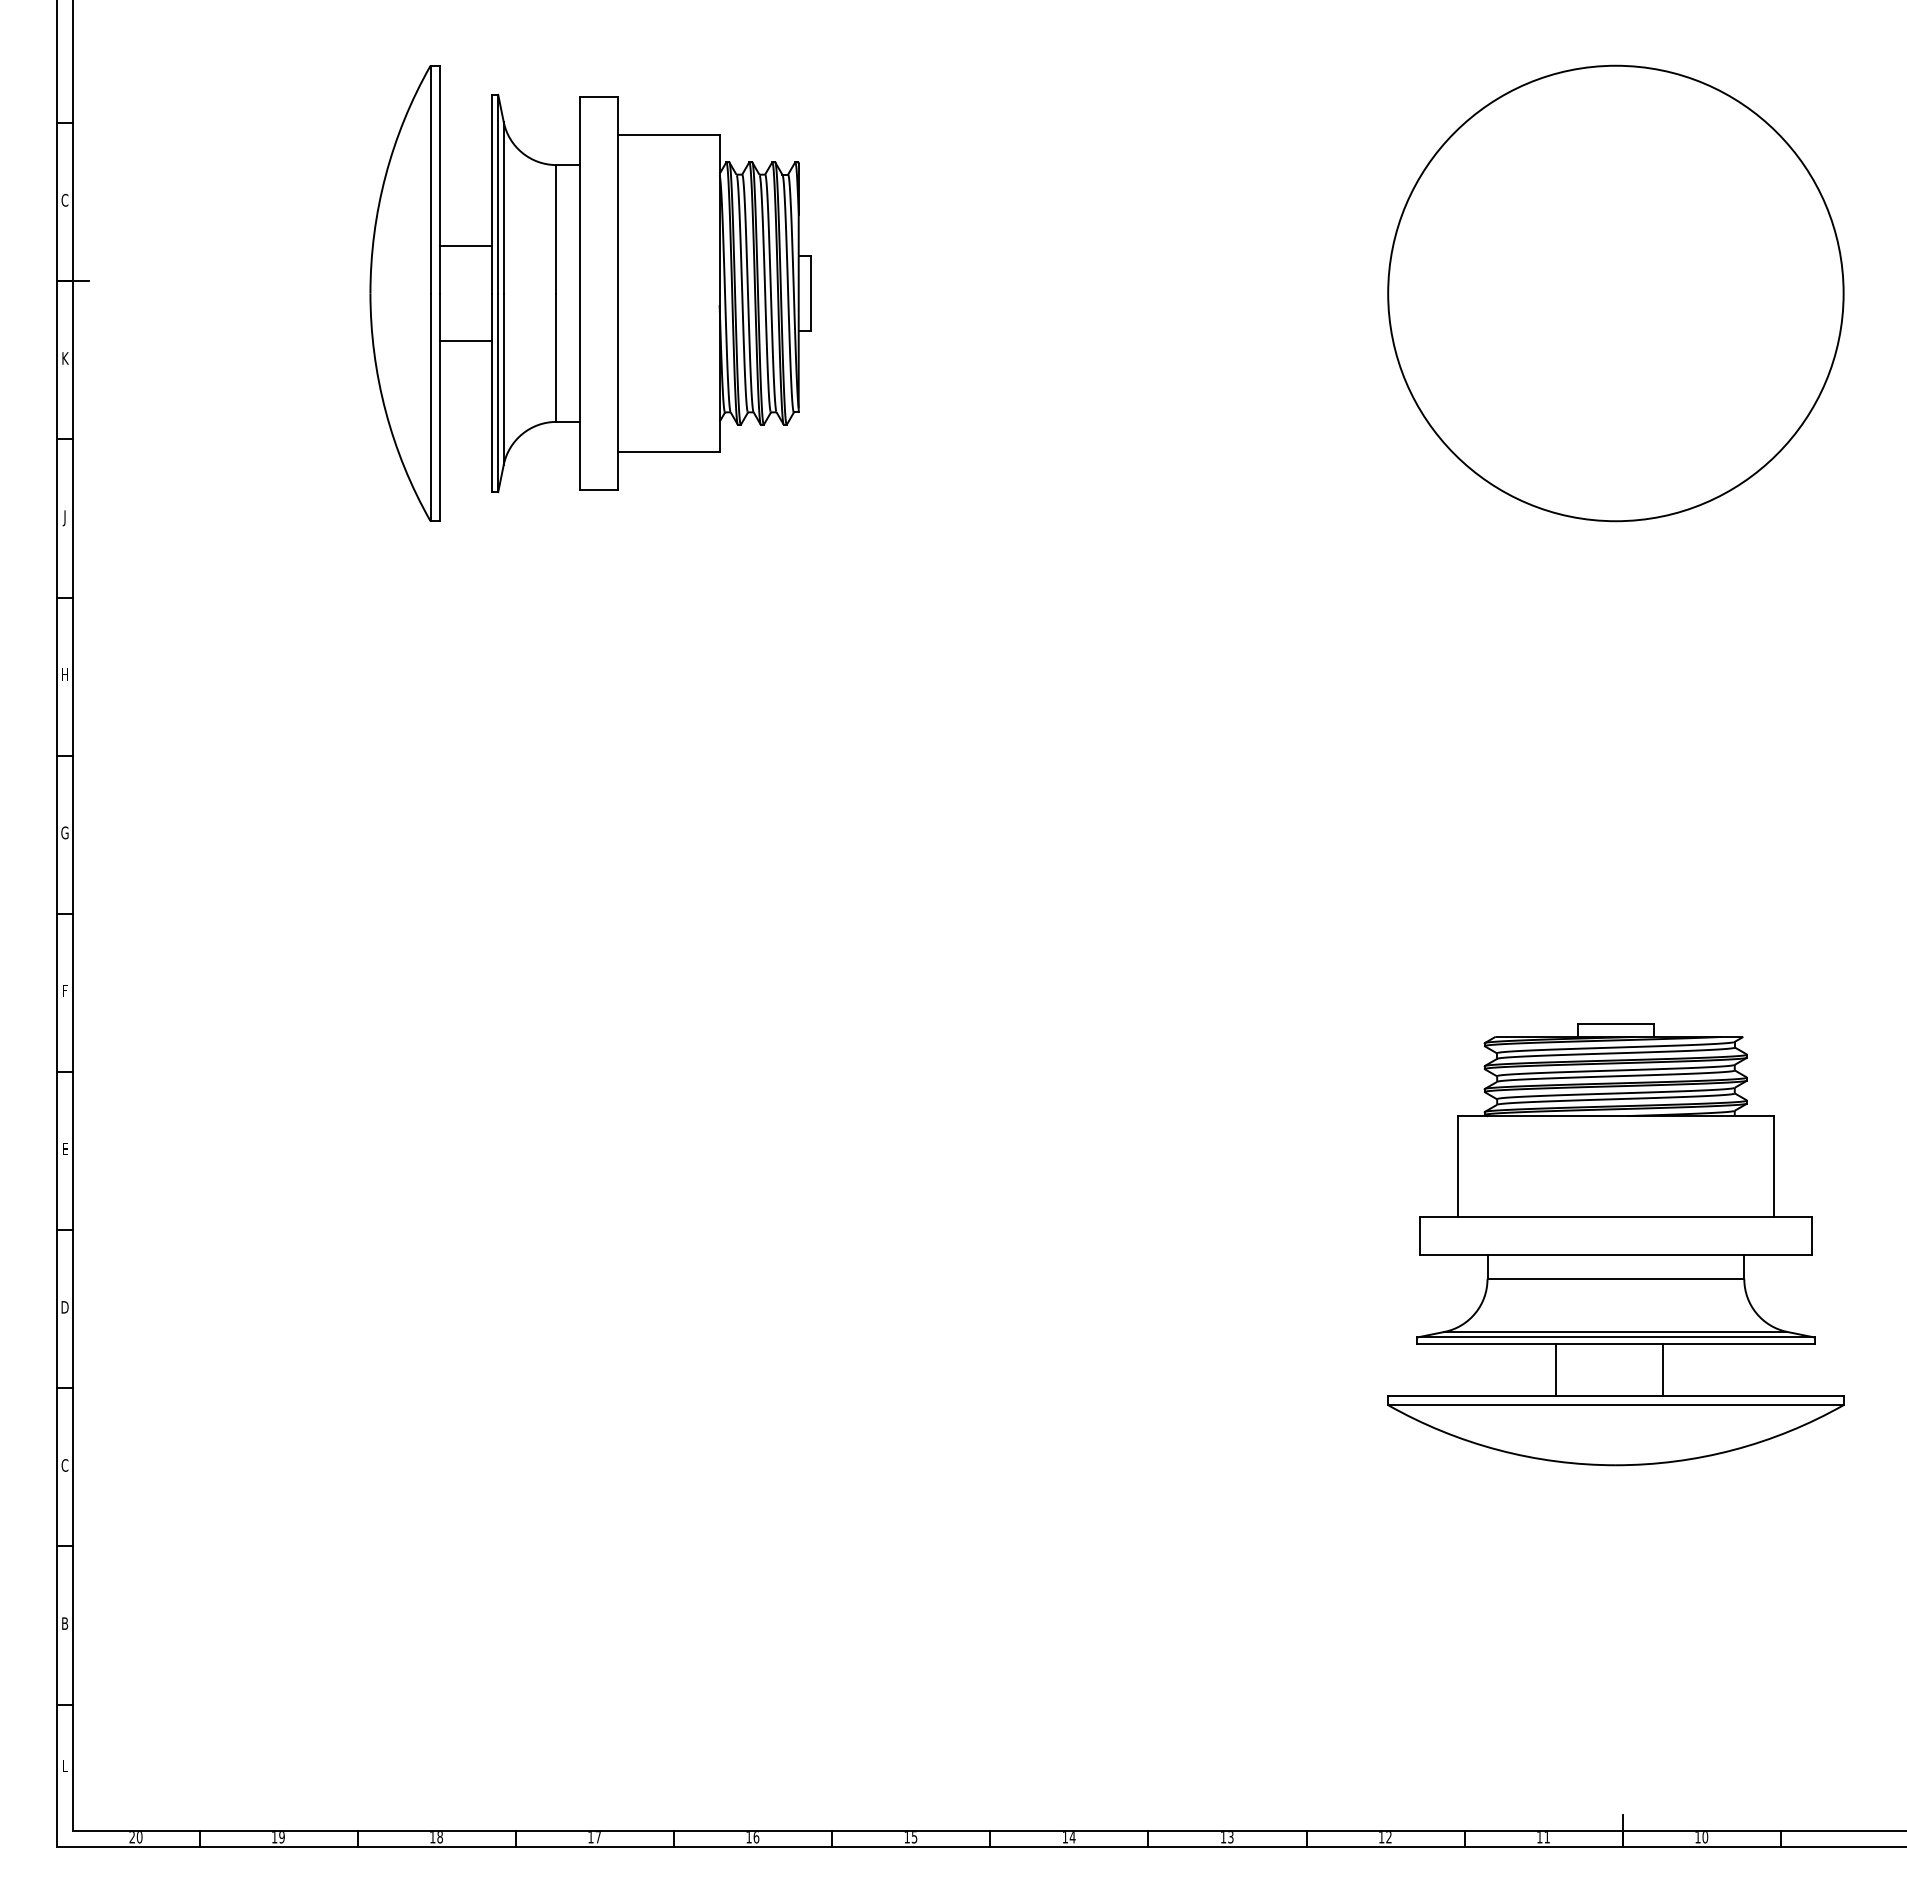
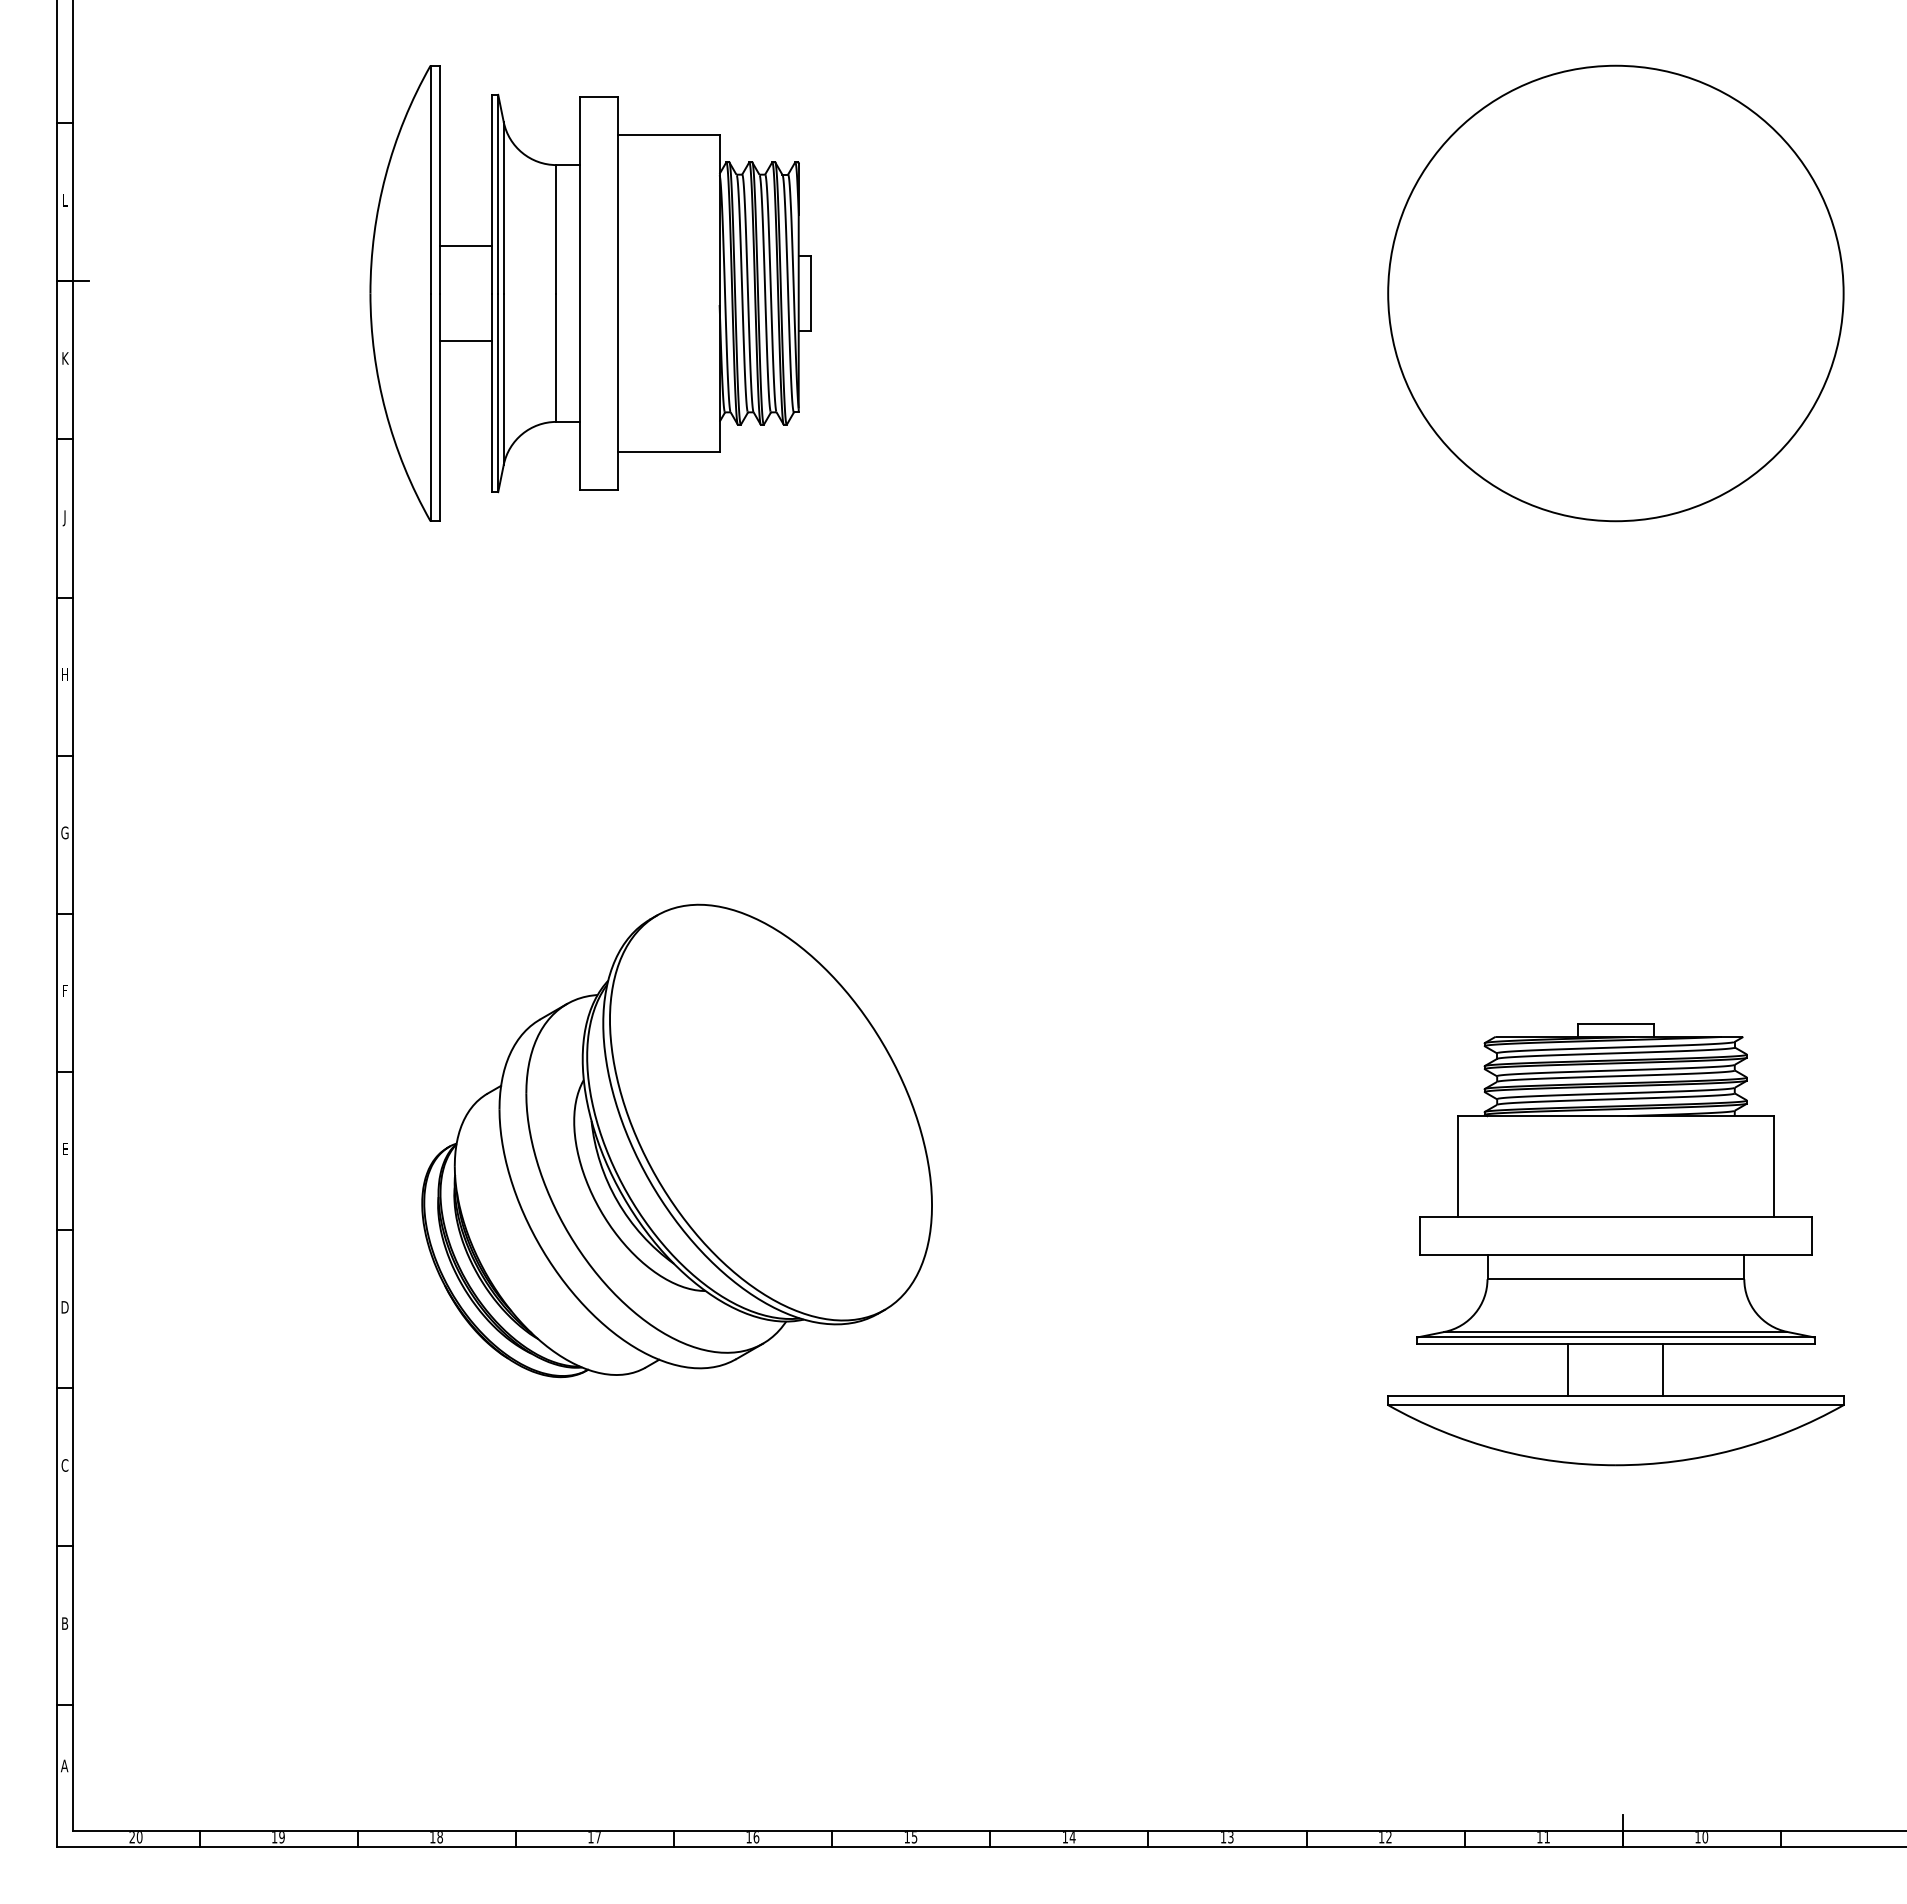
text: C -> L (64, 199)
part: none -> present (676, 1140)
line position: (1556, 1369) -> (1568, 1369) (1568, 1369)
text: L -> A (64, 1765)
